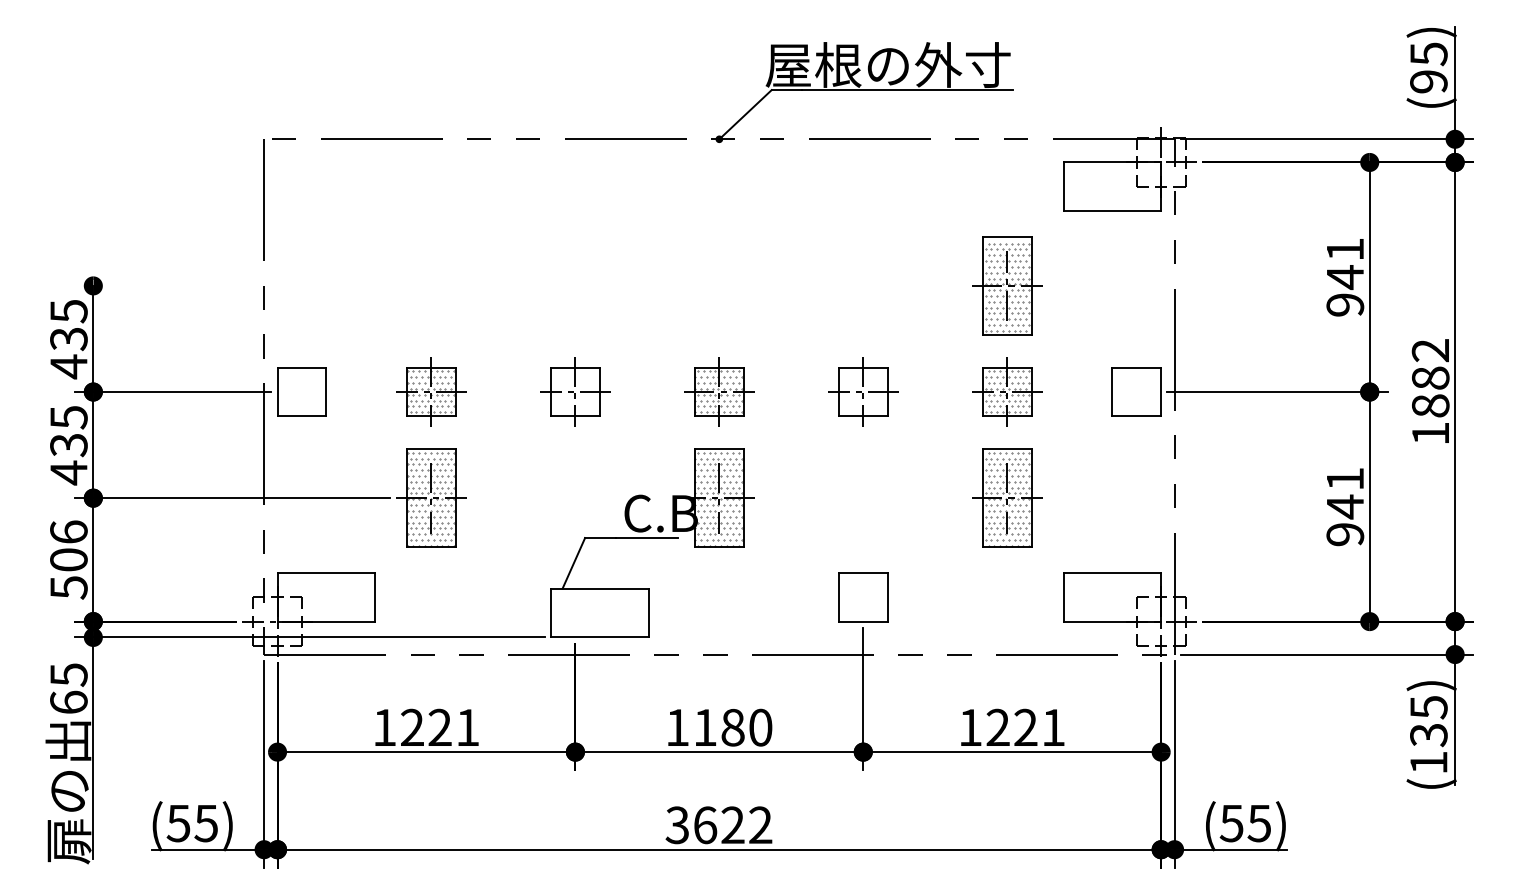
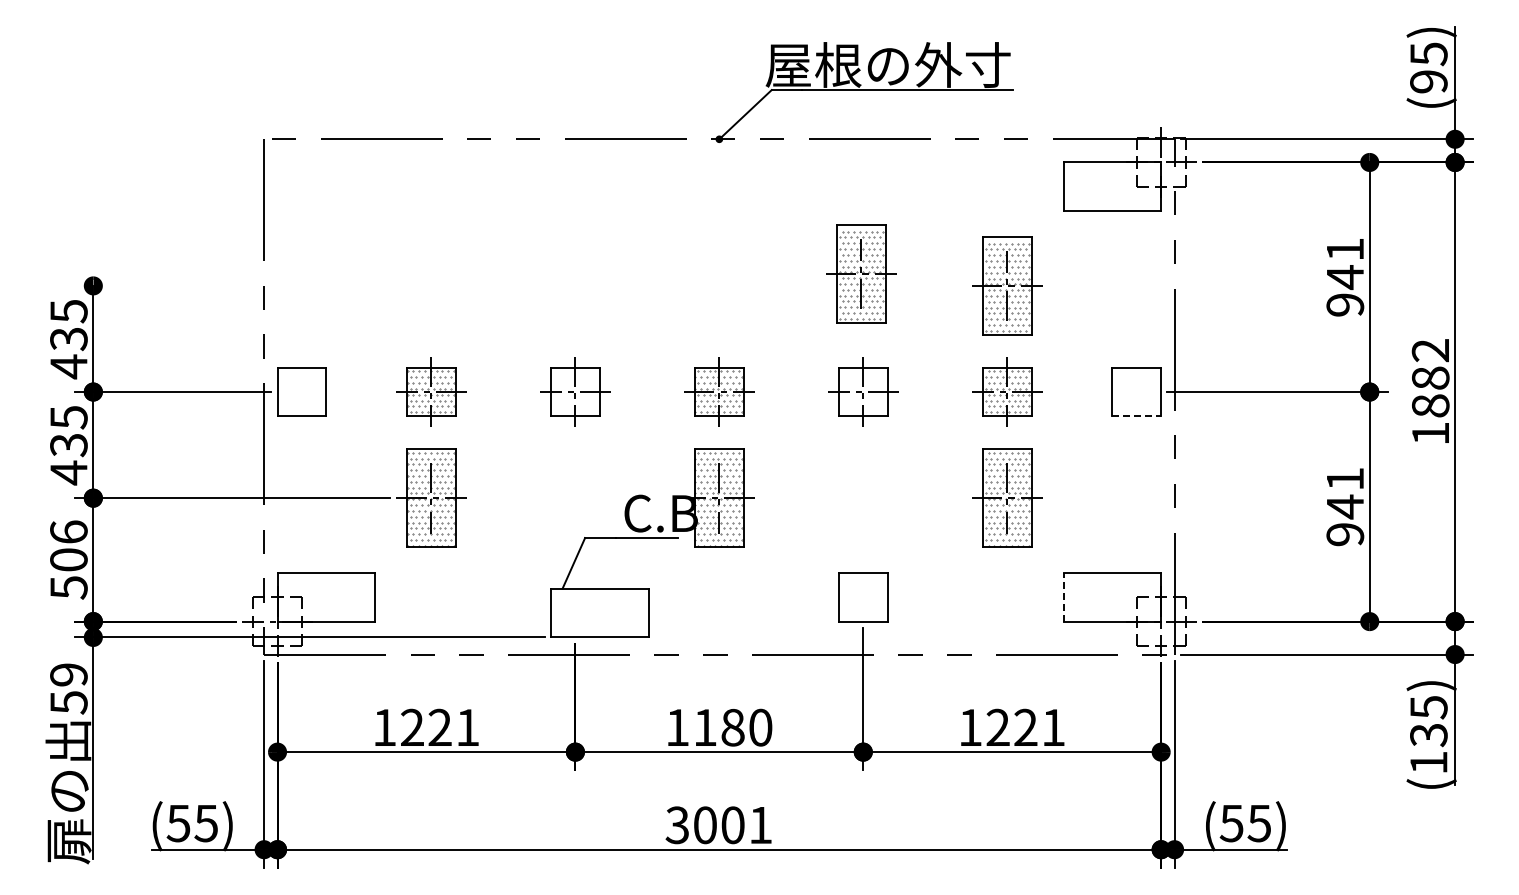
part: none -> present (861, 273)
line: solid -> dashed (1137, 416)
line: solid -> dashed (1063, 596)
text: 65 -> 59 (68, 688)
text: 3622 -> 3001 (733, 825)
